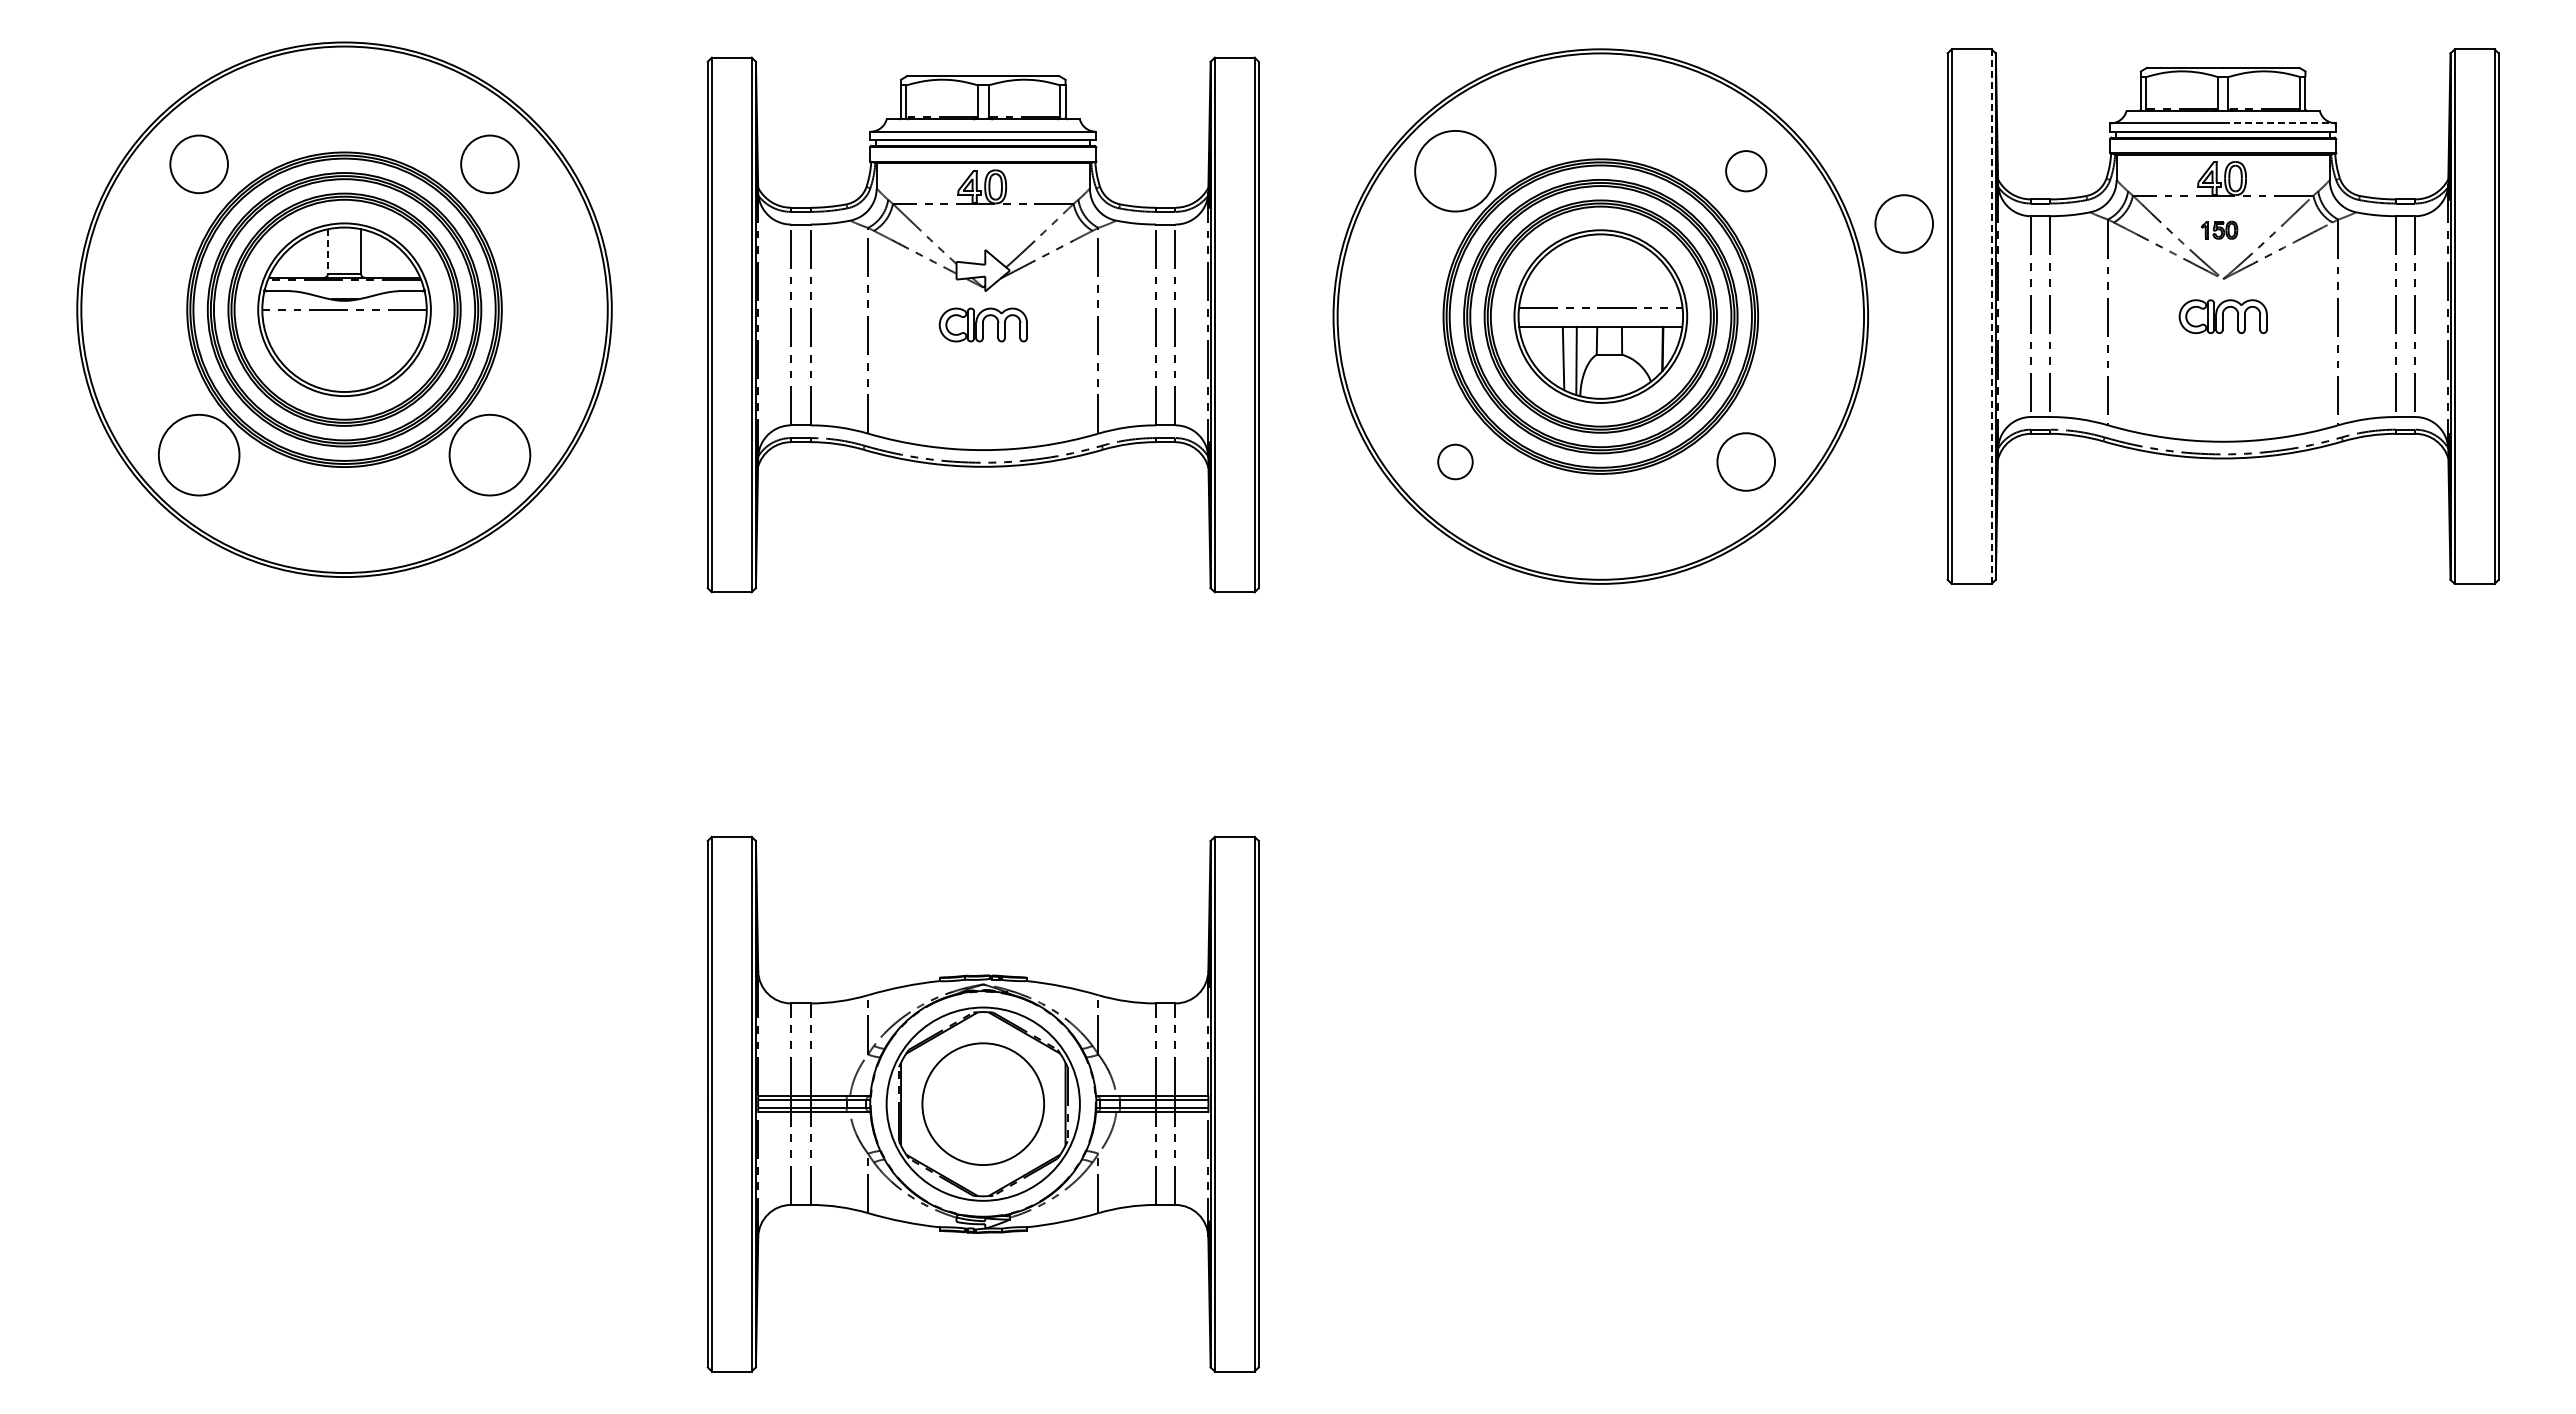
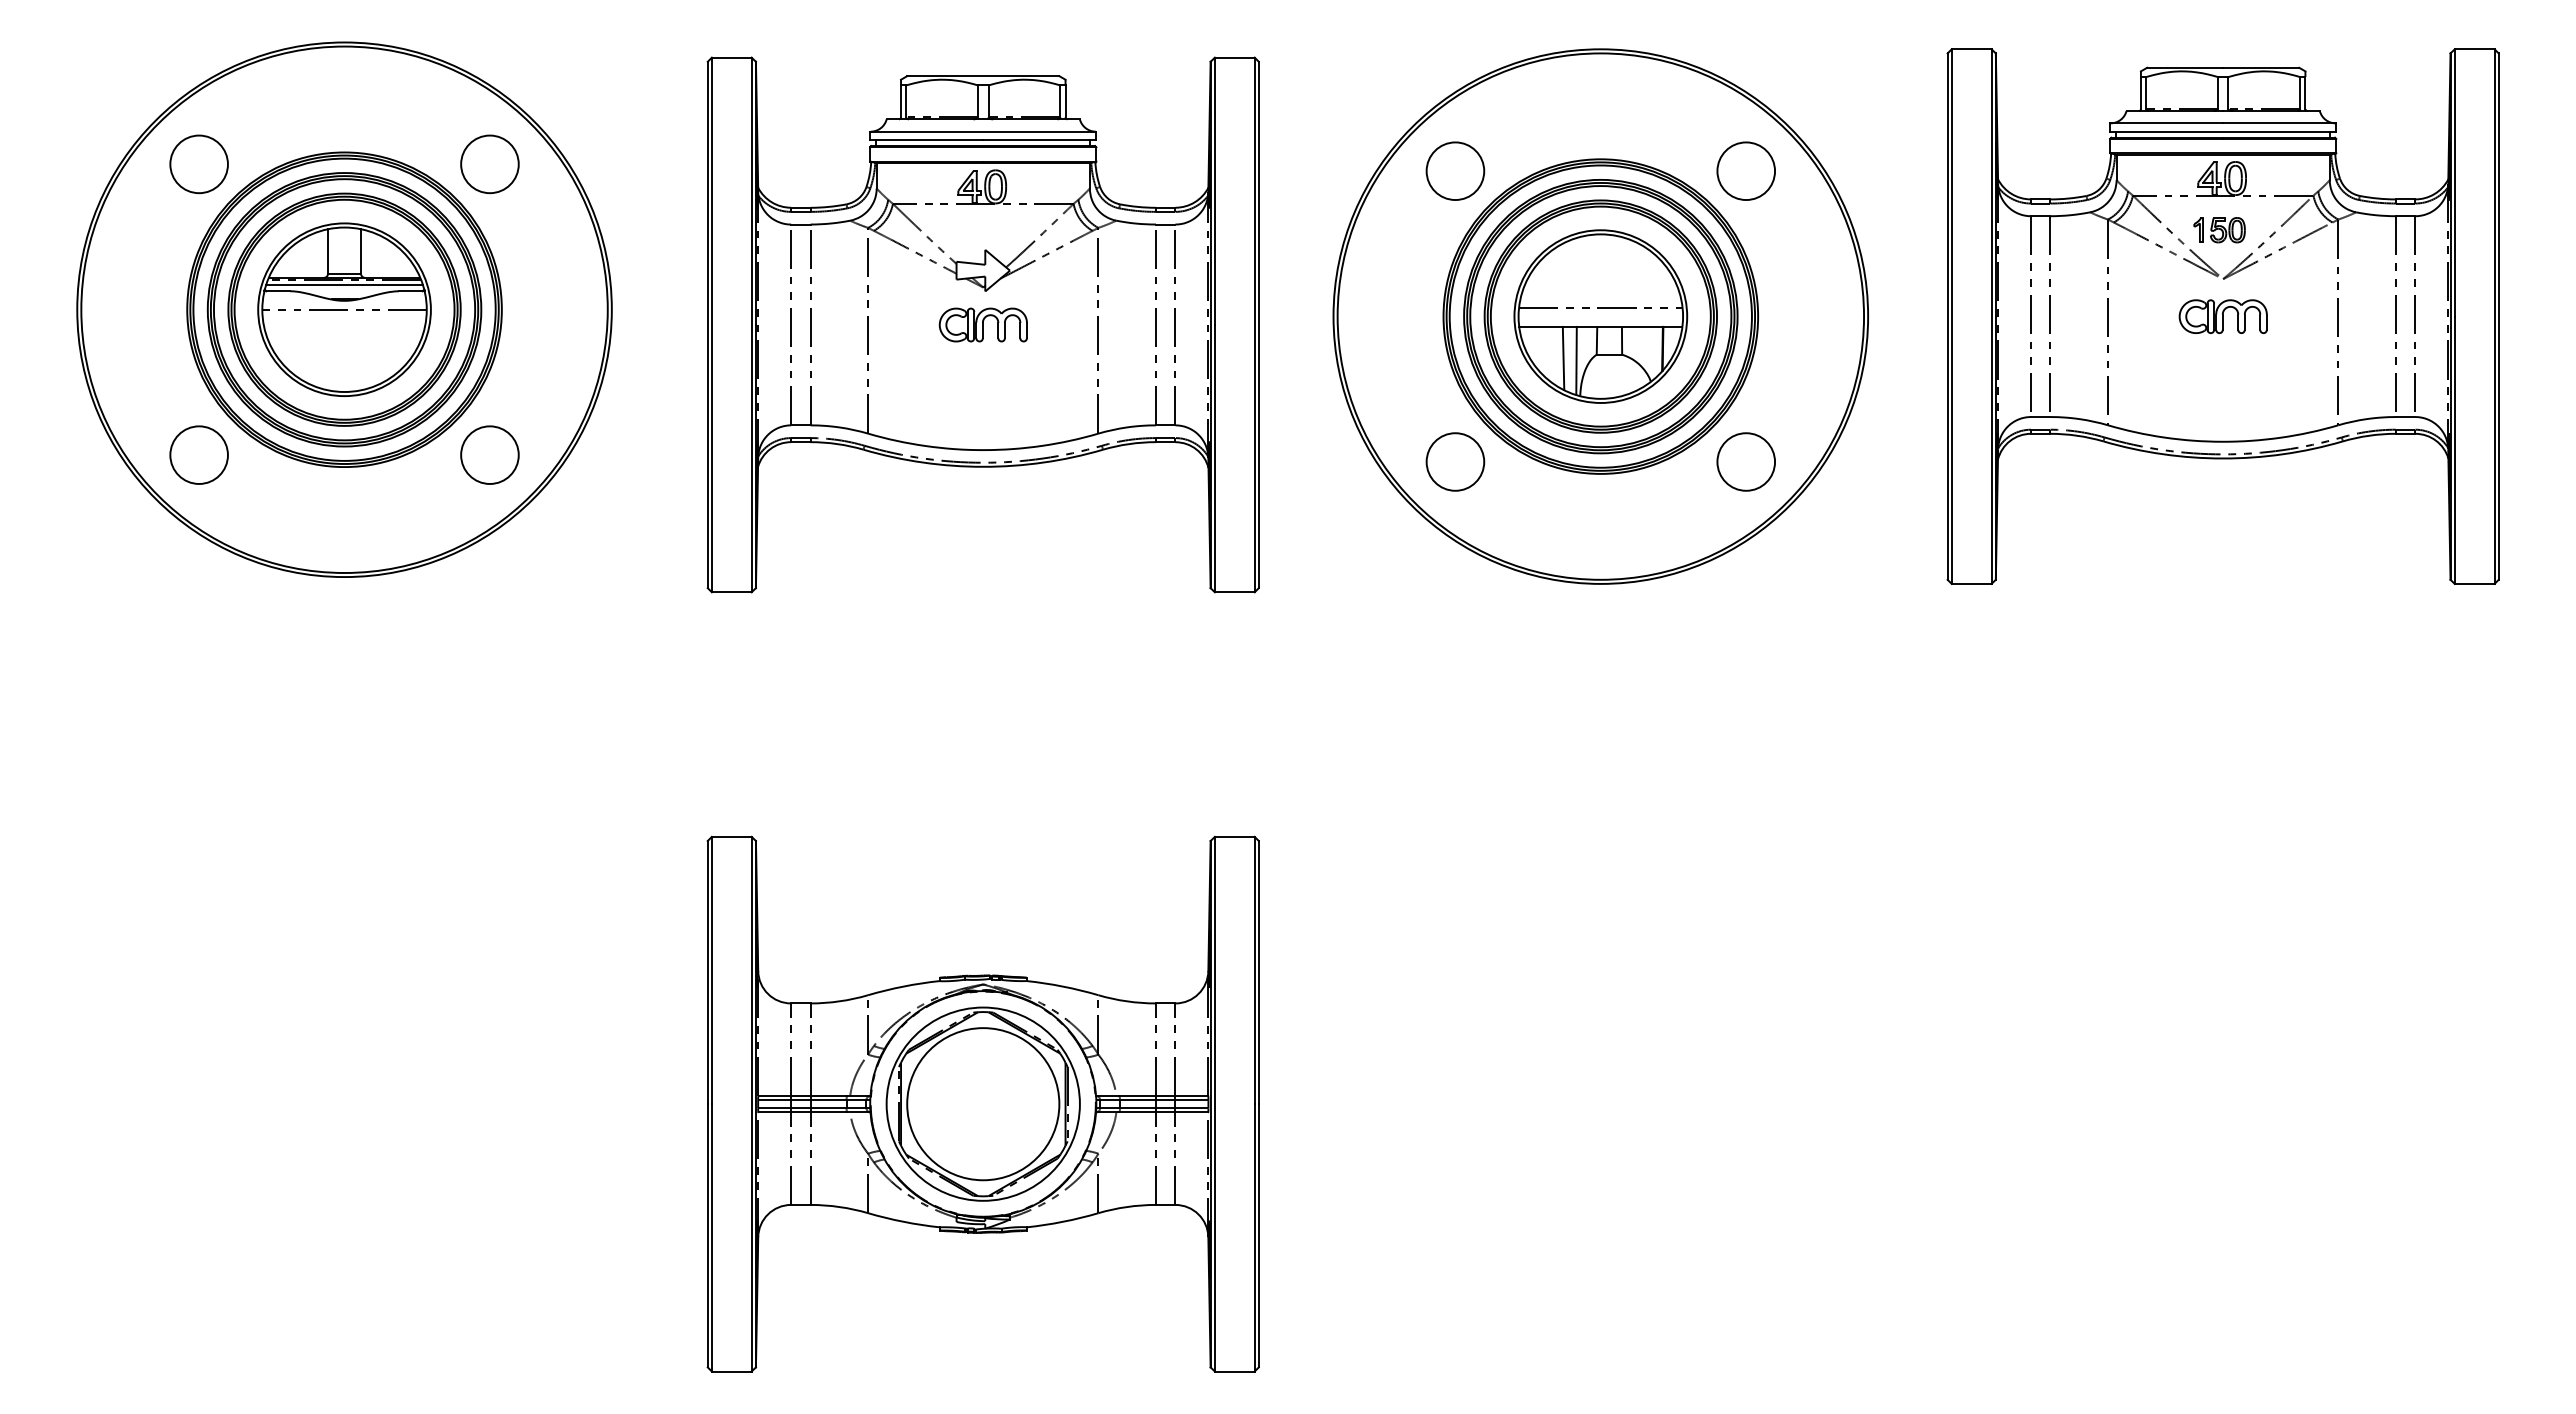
line: dashed -> solid (2279, 123)
circle diameter: 81 px -> 58 px (1455, 171)
circle diameter: 40 px -> 58 px (1746, 171)
circle: present -> none (1903, 223)
part size: 38x20 px -> 53x27 px (2219, 230)
line: dashed -> solid (328, 251)
line: none -> present (344, 285)
line: dashed -> solid (1991, 316)
circle diameter: 81 px -> 58 px (198, 454)
circle diameter: 81 px -> 58 px (489, 454)
circle size: 37x38 px -> 61x60 px (1455, 461)
circle diameter: 122 px -> 152 px (983, 1104)
